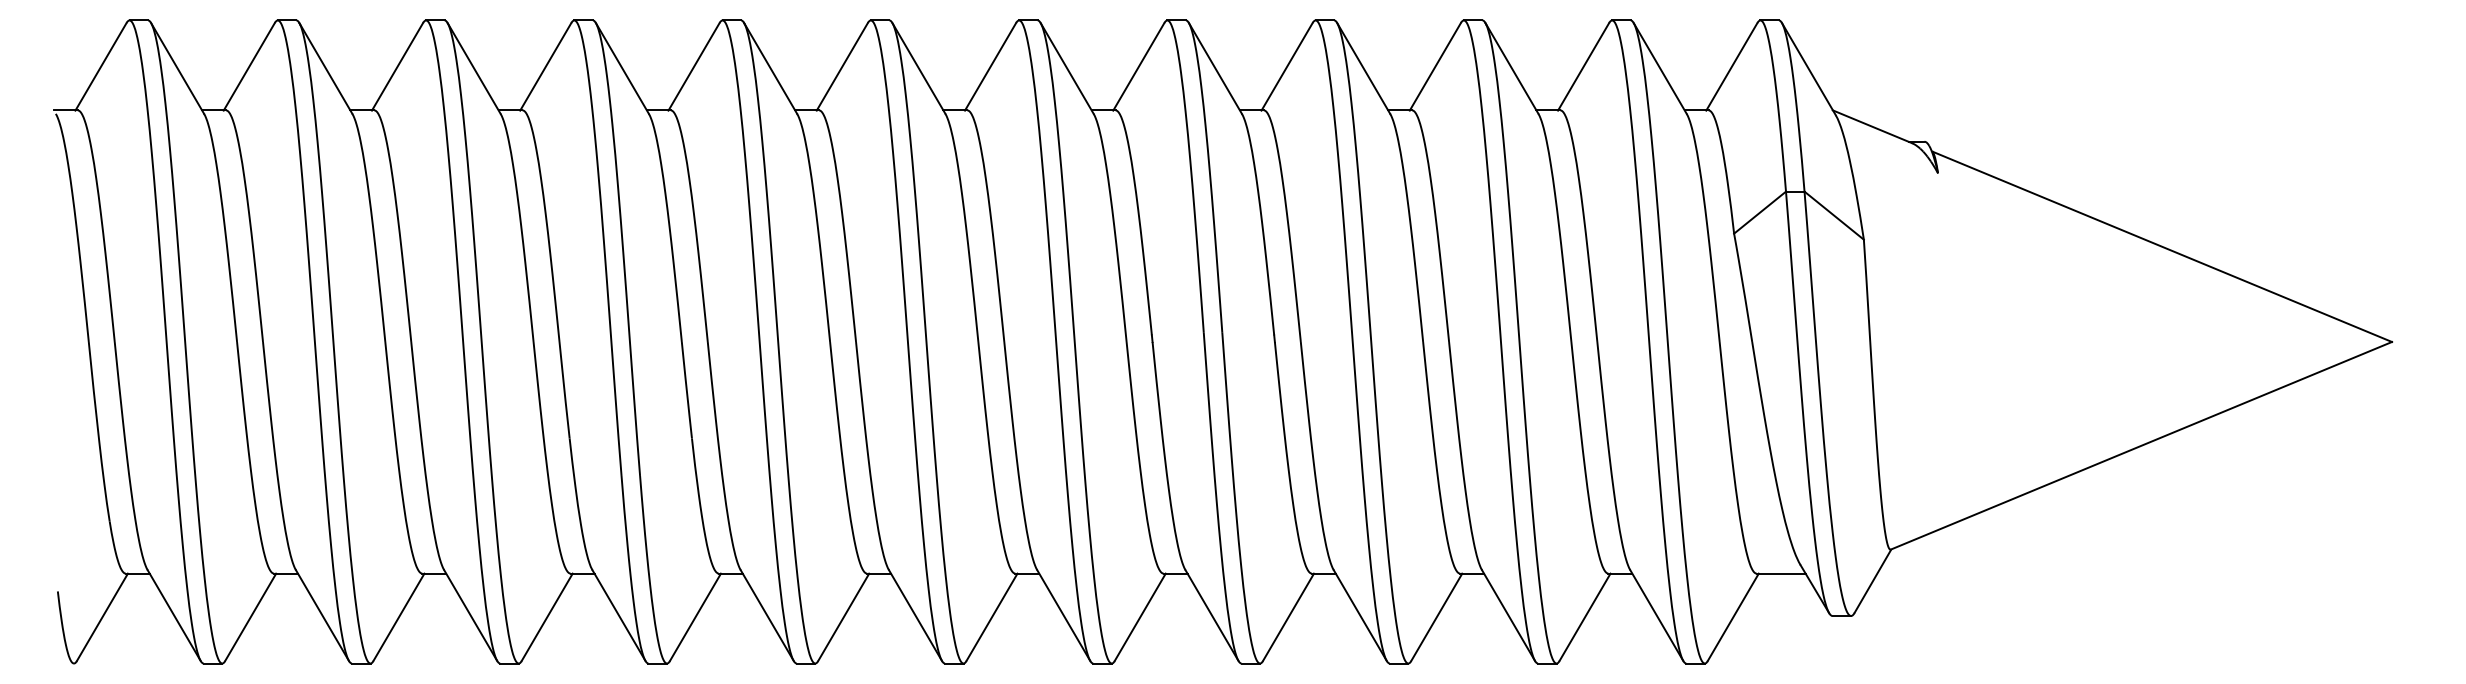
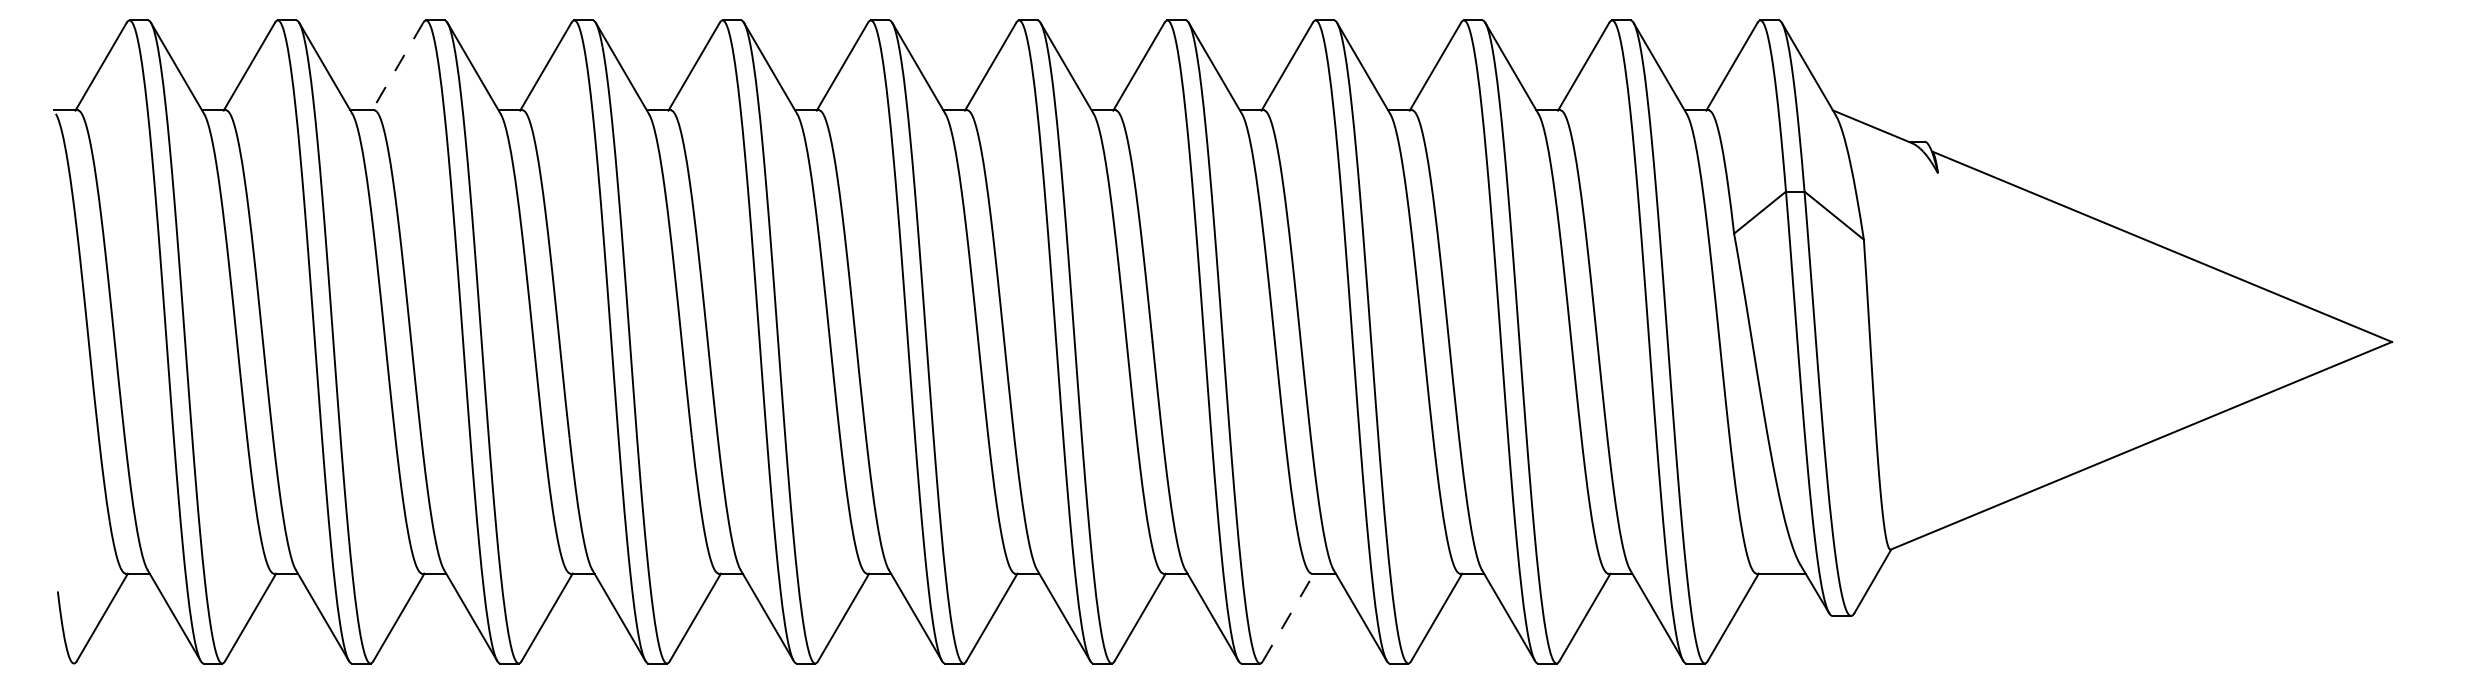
line: solid -> dashed (397, 66)
line: solid -> dashed (1288, 617)
